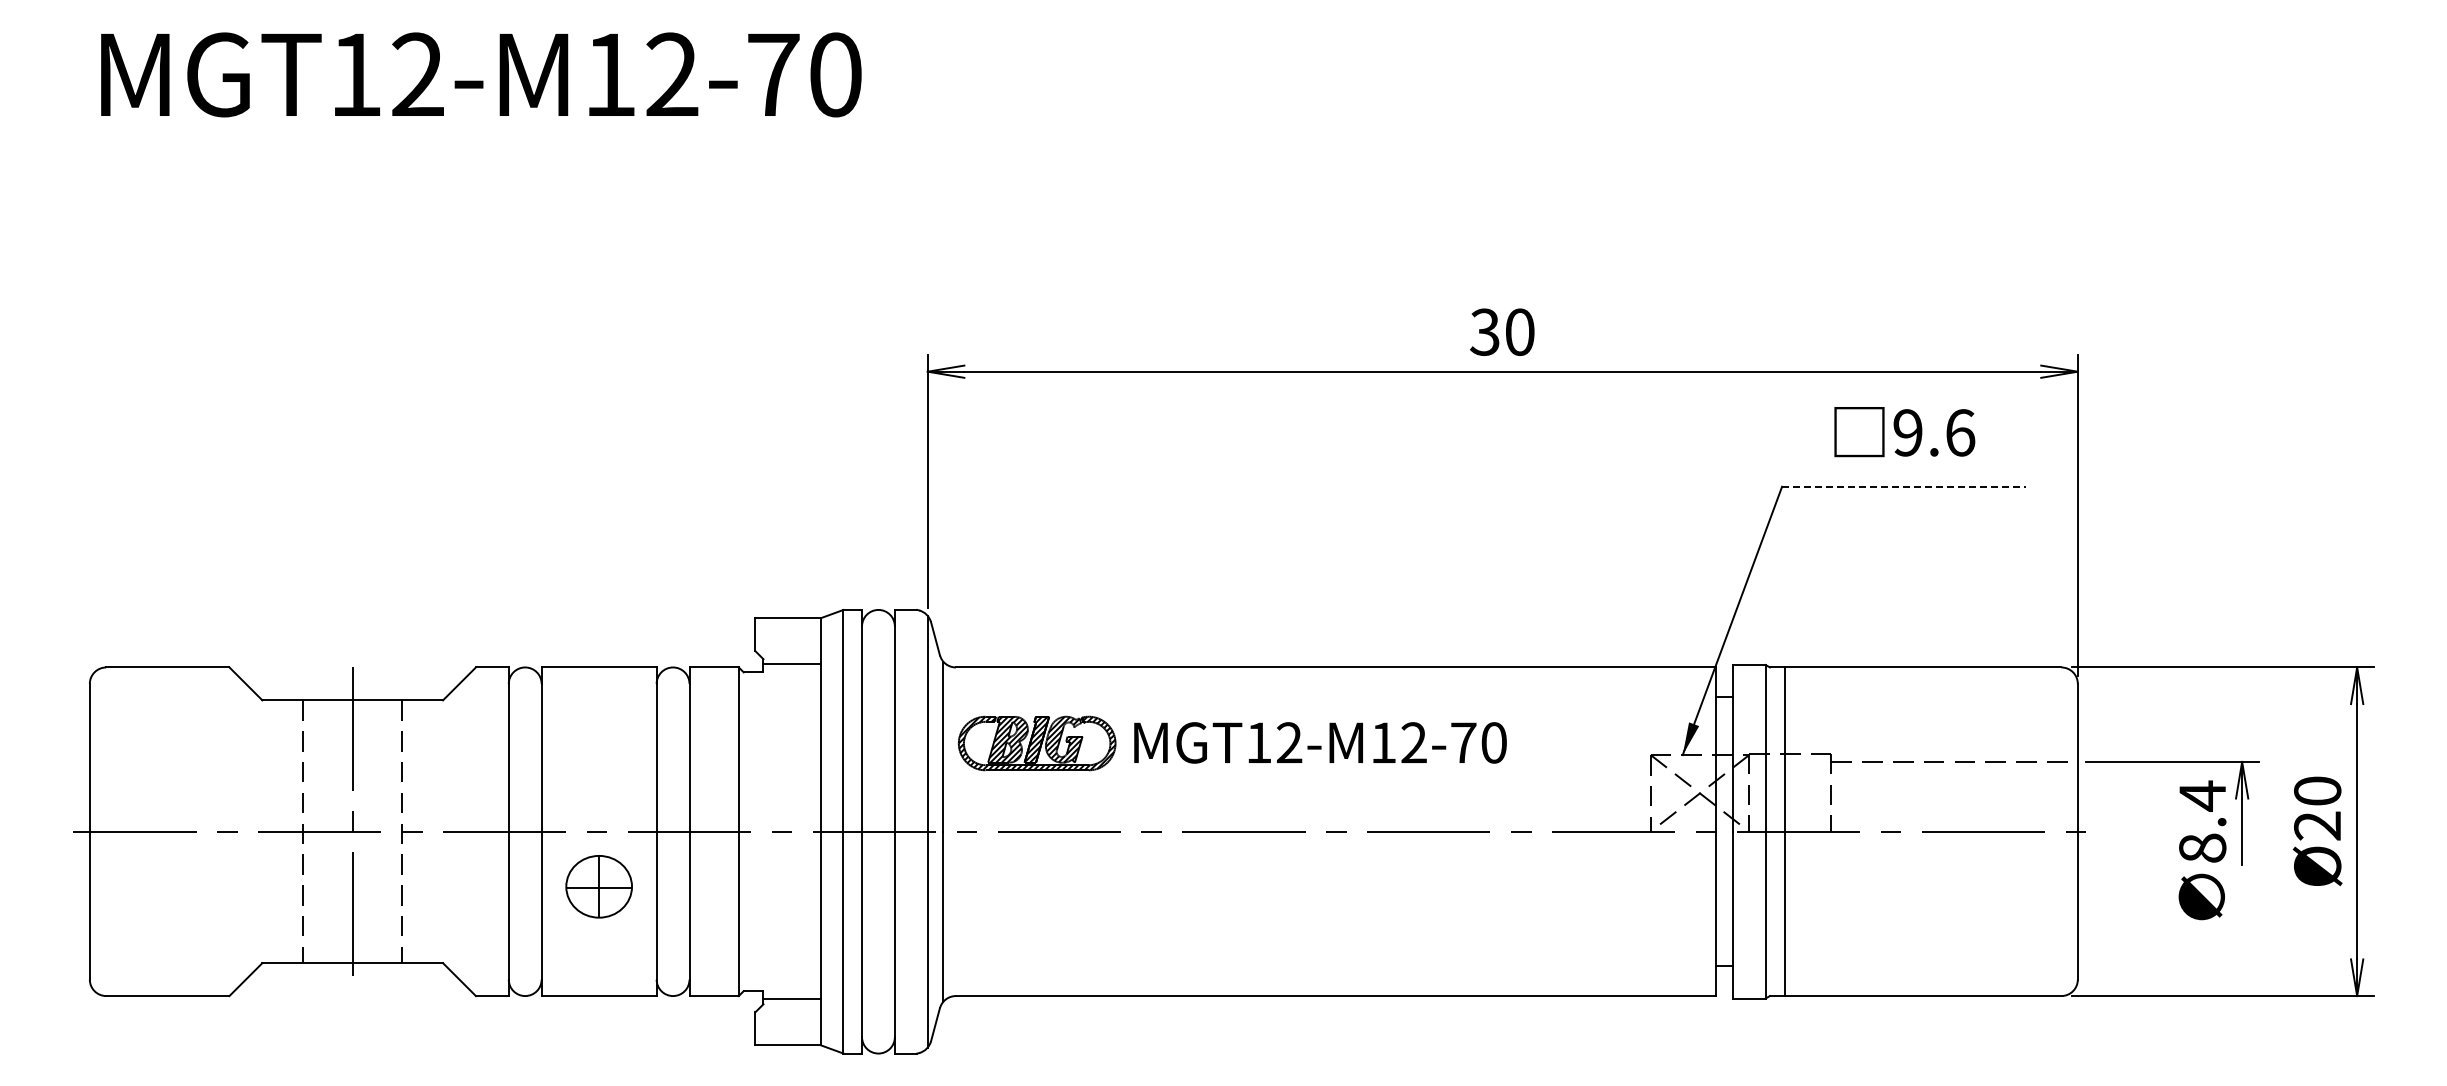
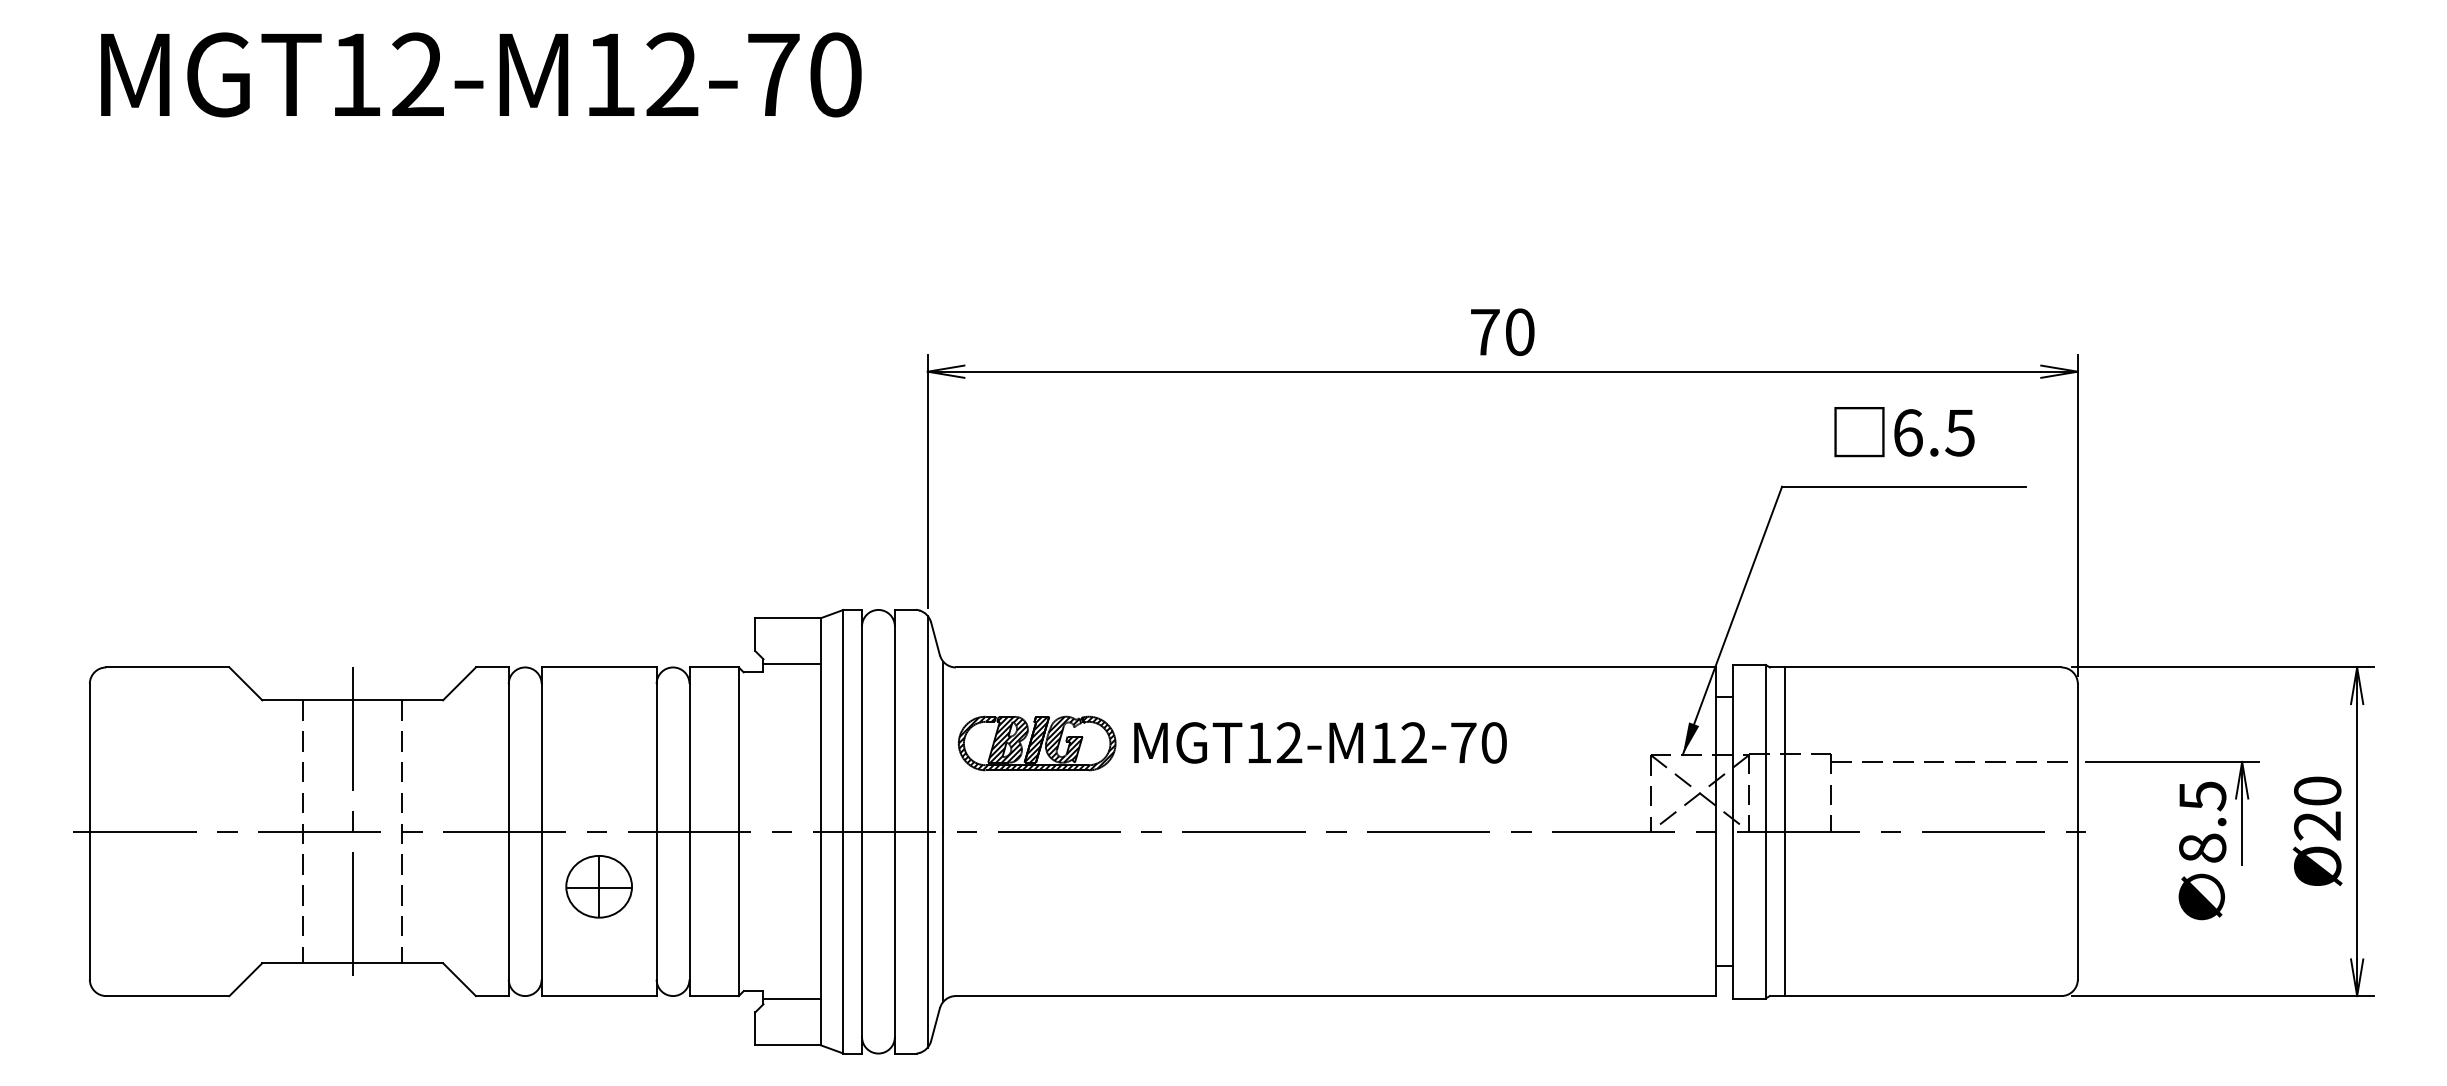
text: 30 -> 70 (1484, 331)
text: 9.6 -> 6.5 (1934, 432)
line: dashed -> solid (1904, 486)
text: 8.4 -> 8.5 (2202, 795)
